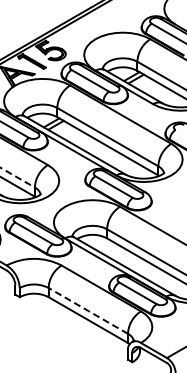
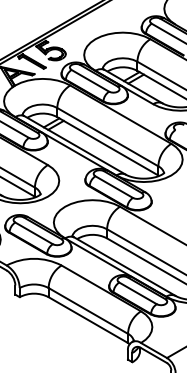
line: dashed -> solid (17, 177)
line: dashed -> solid (88, 310)
